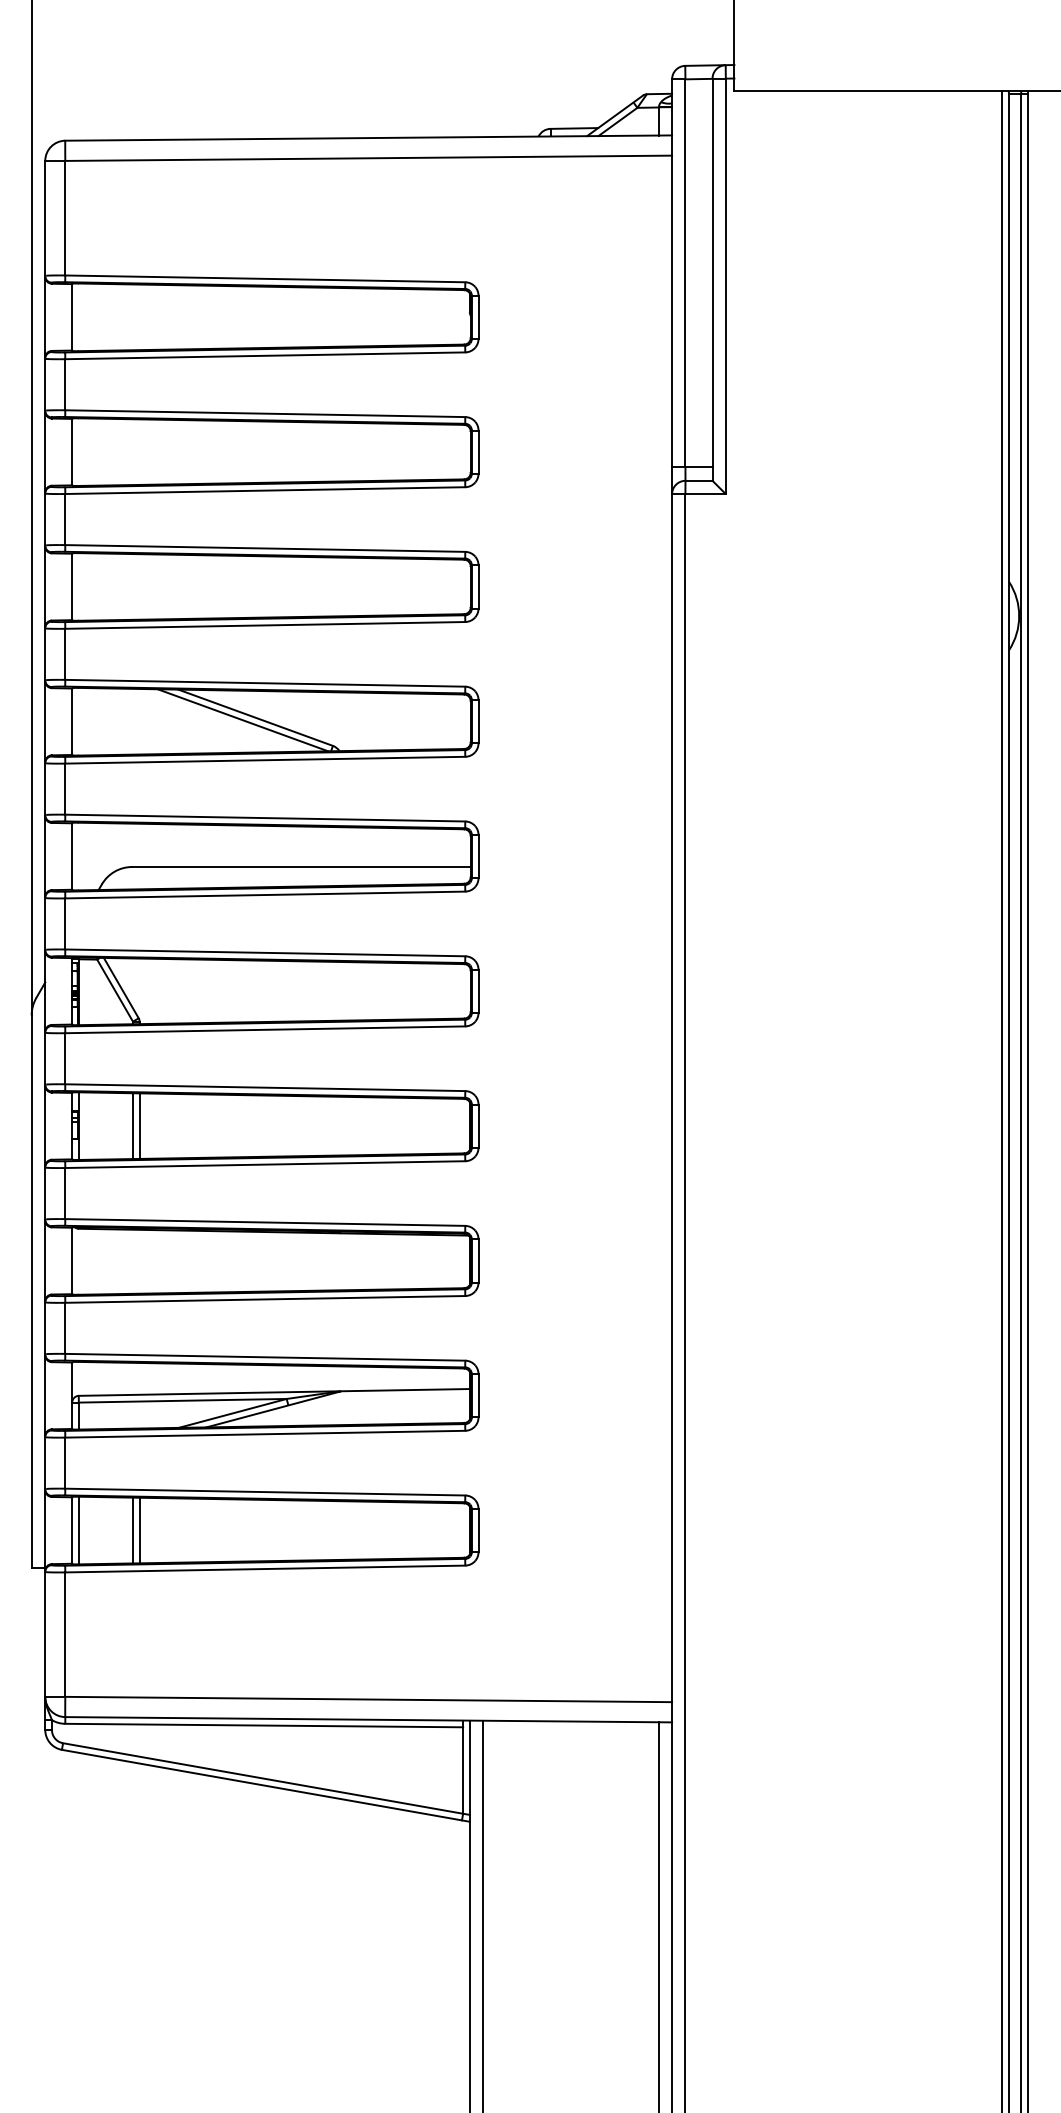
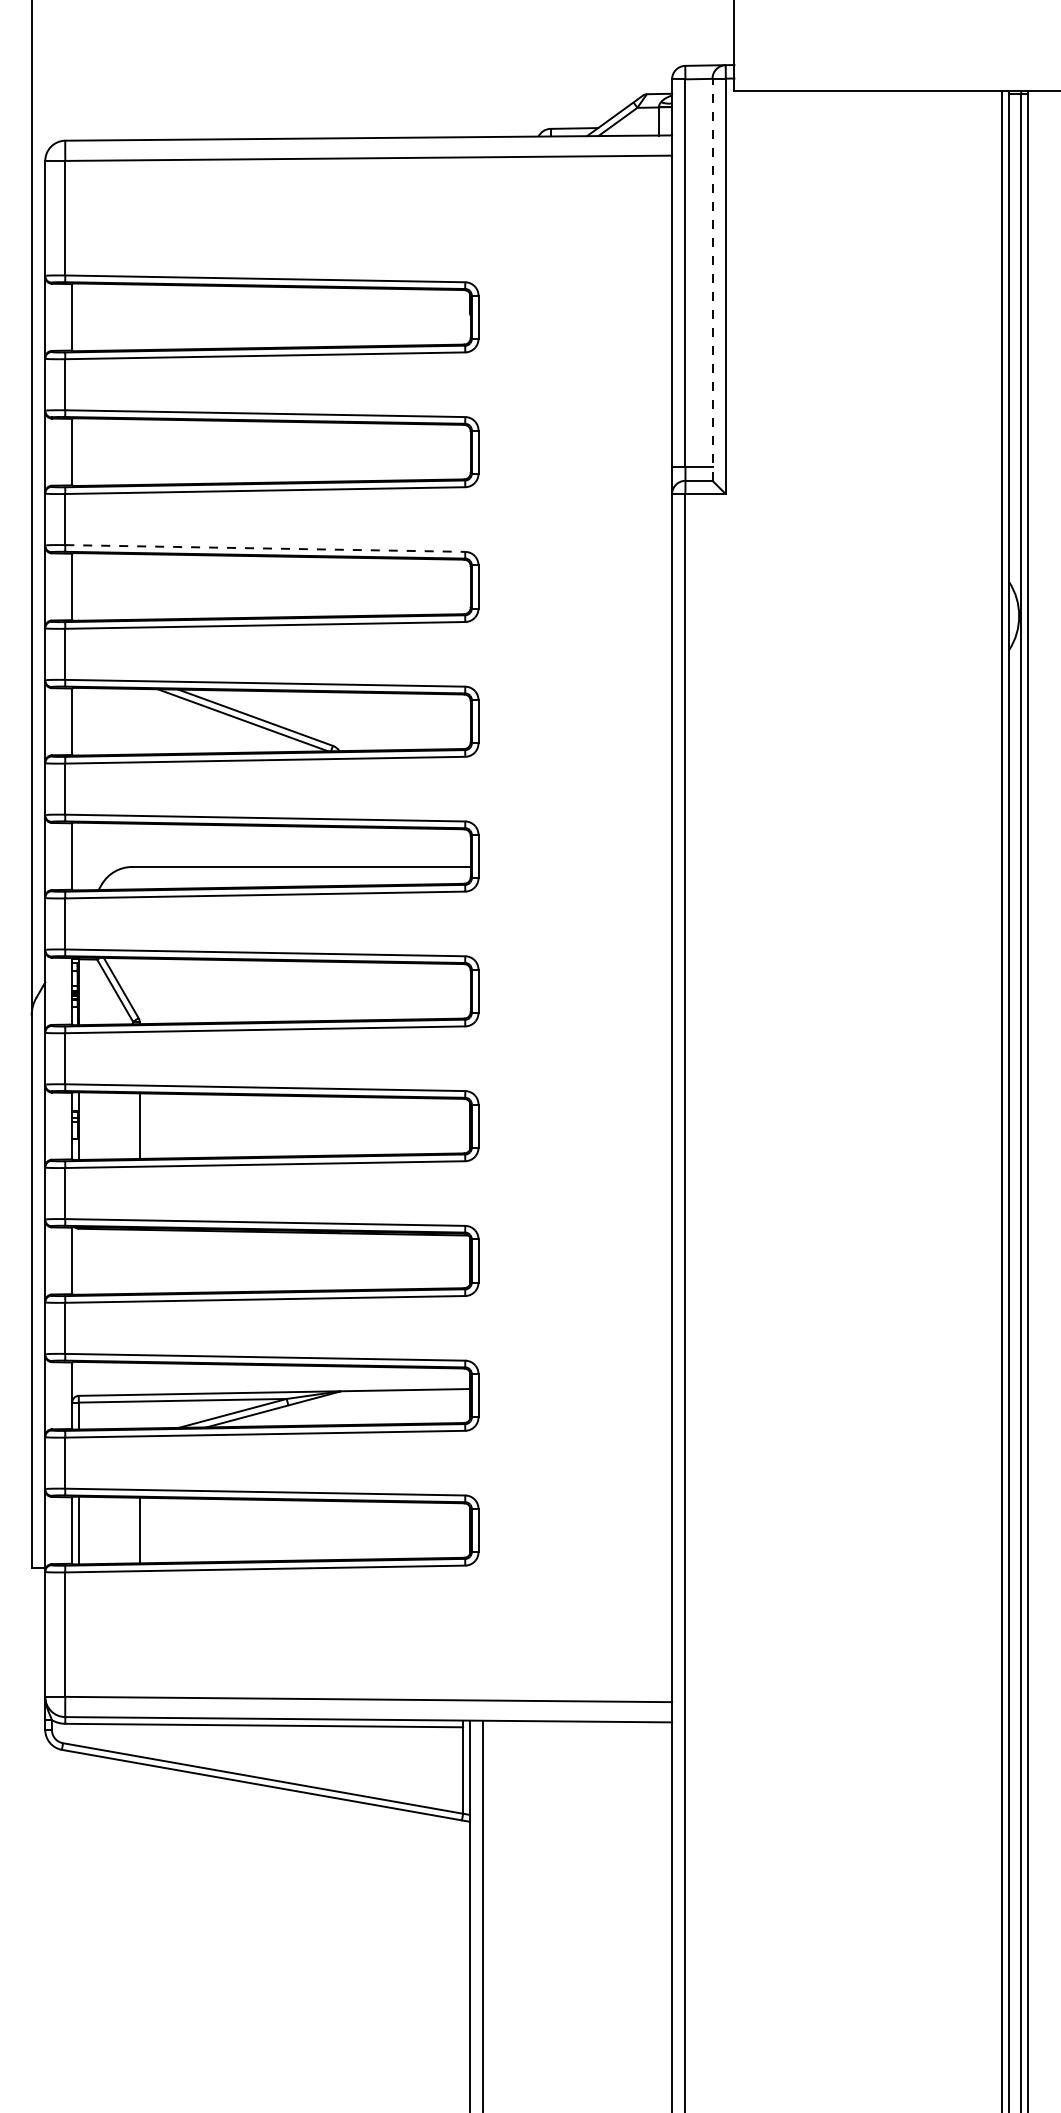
line: solid -> dashed (712, 279)
line: solid -> dashed (265, 548)
line: present -> none (133, 1126)
line: present -> none (133, 1530)
line: present -> none (658, 1915)
